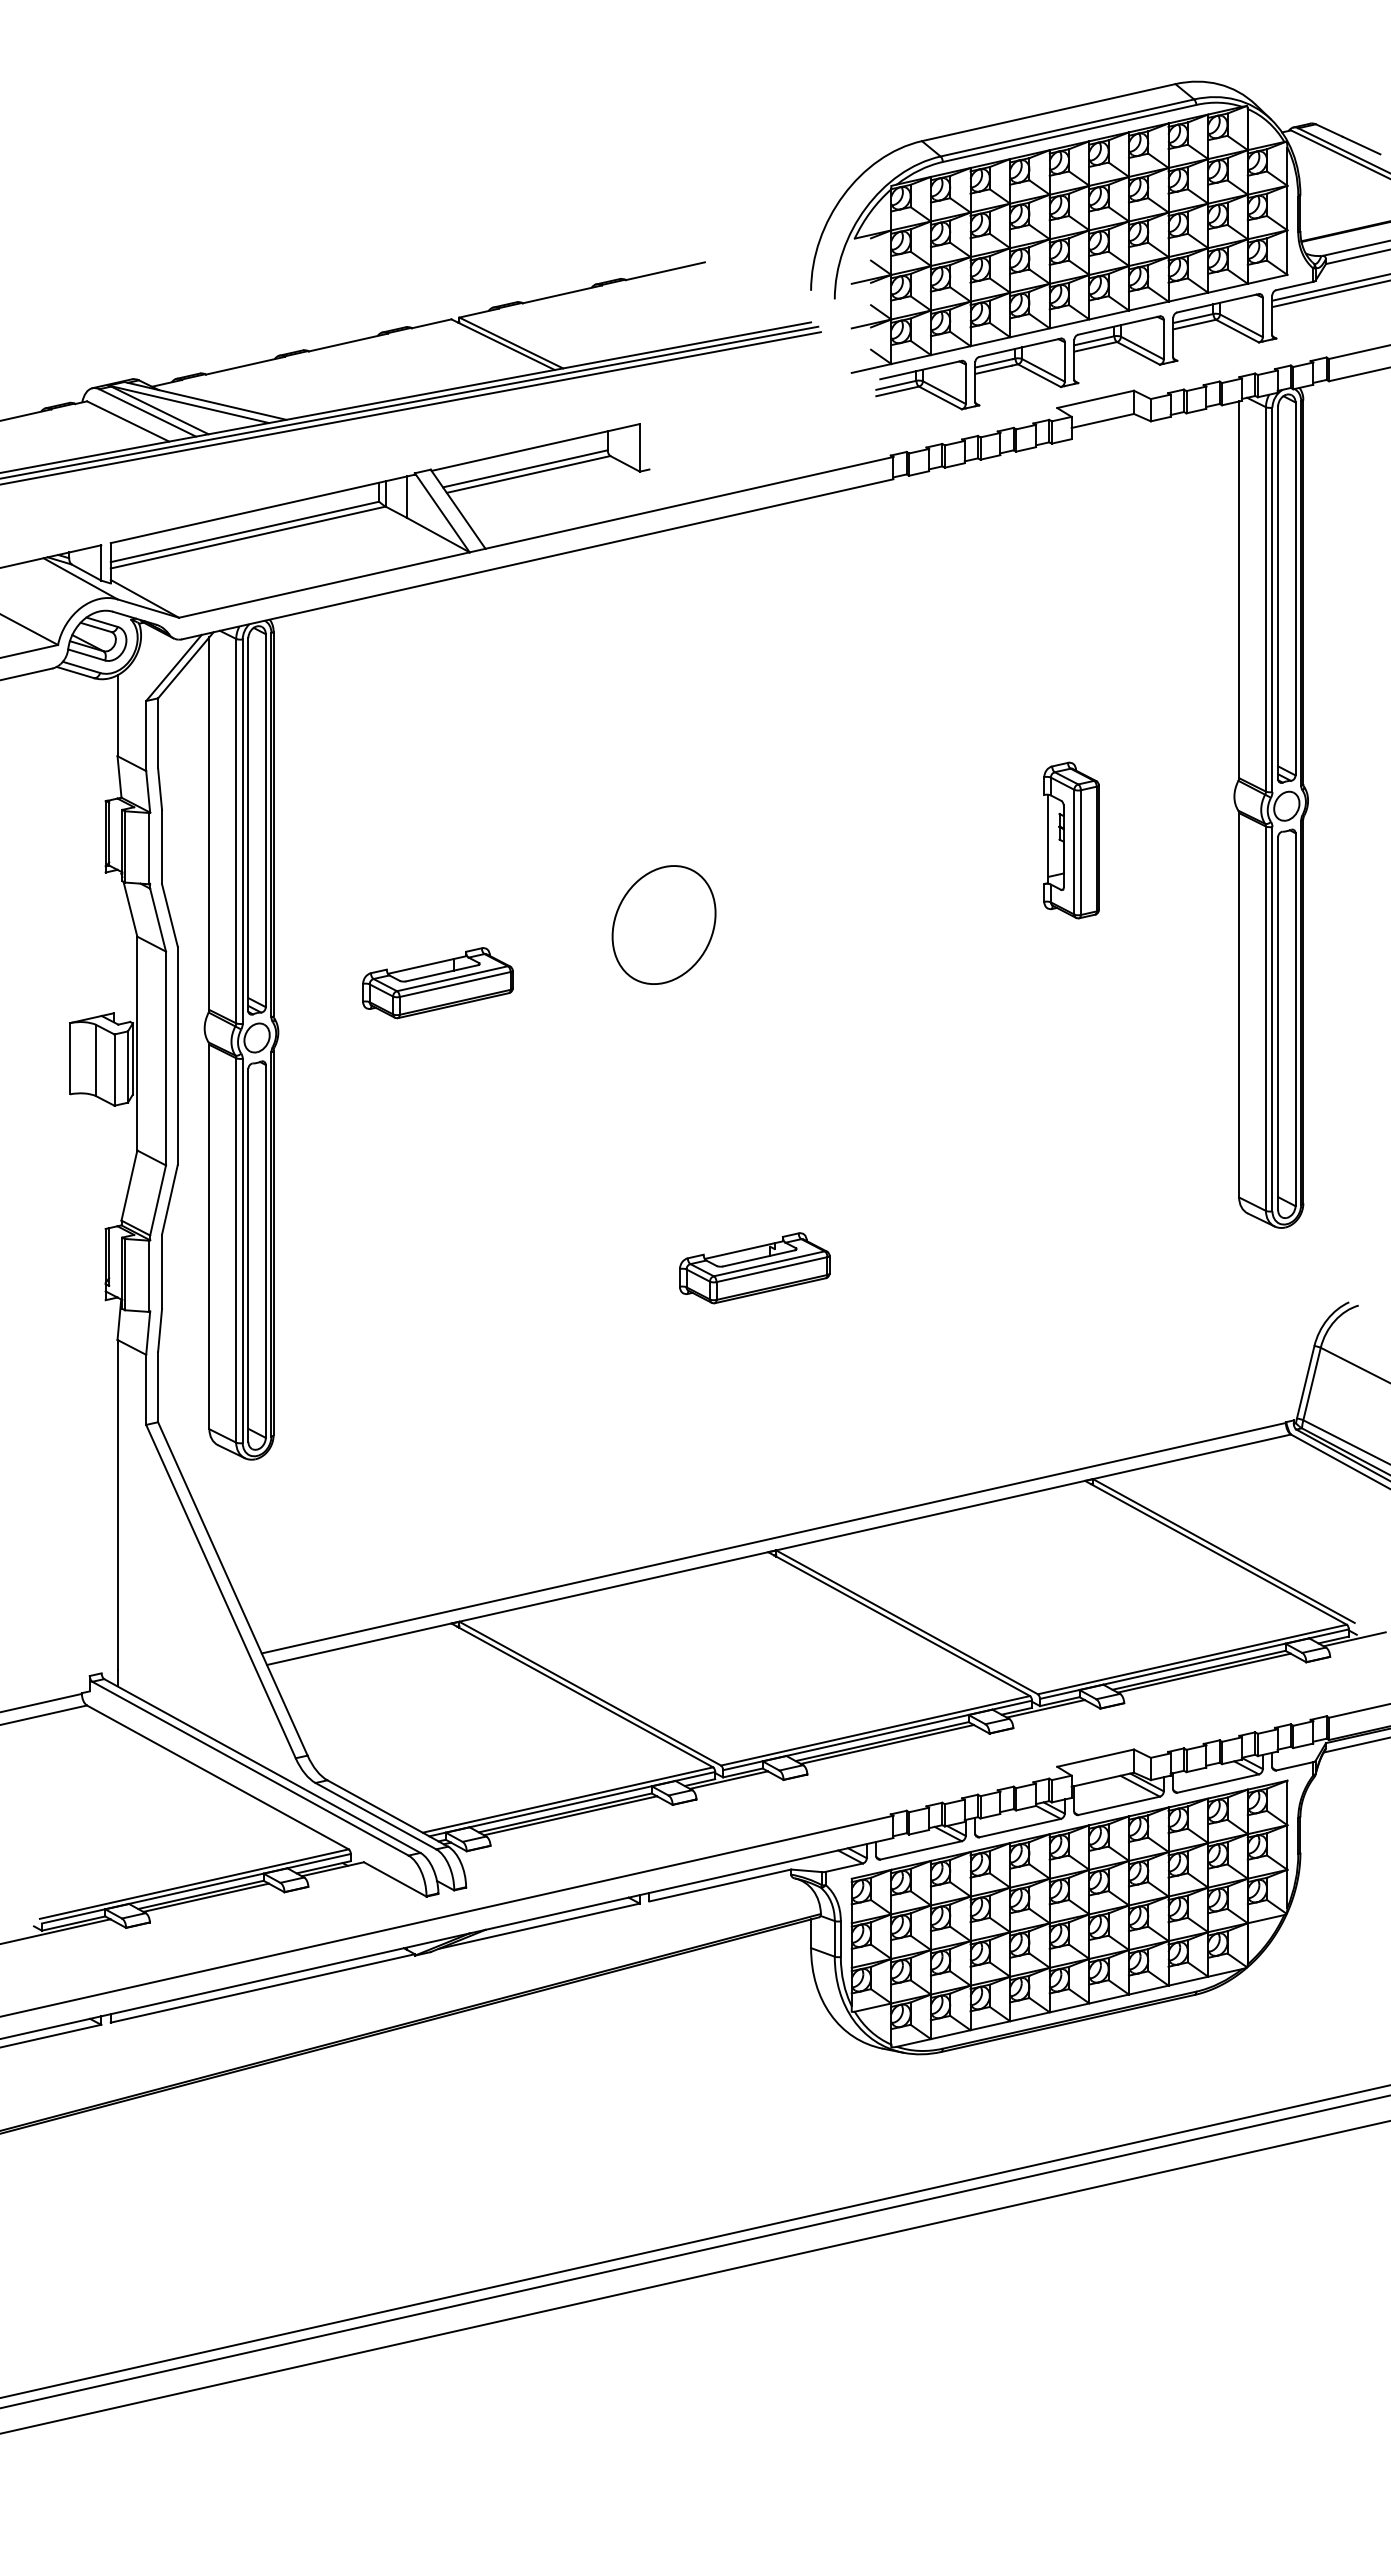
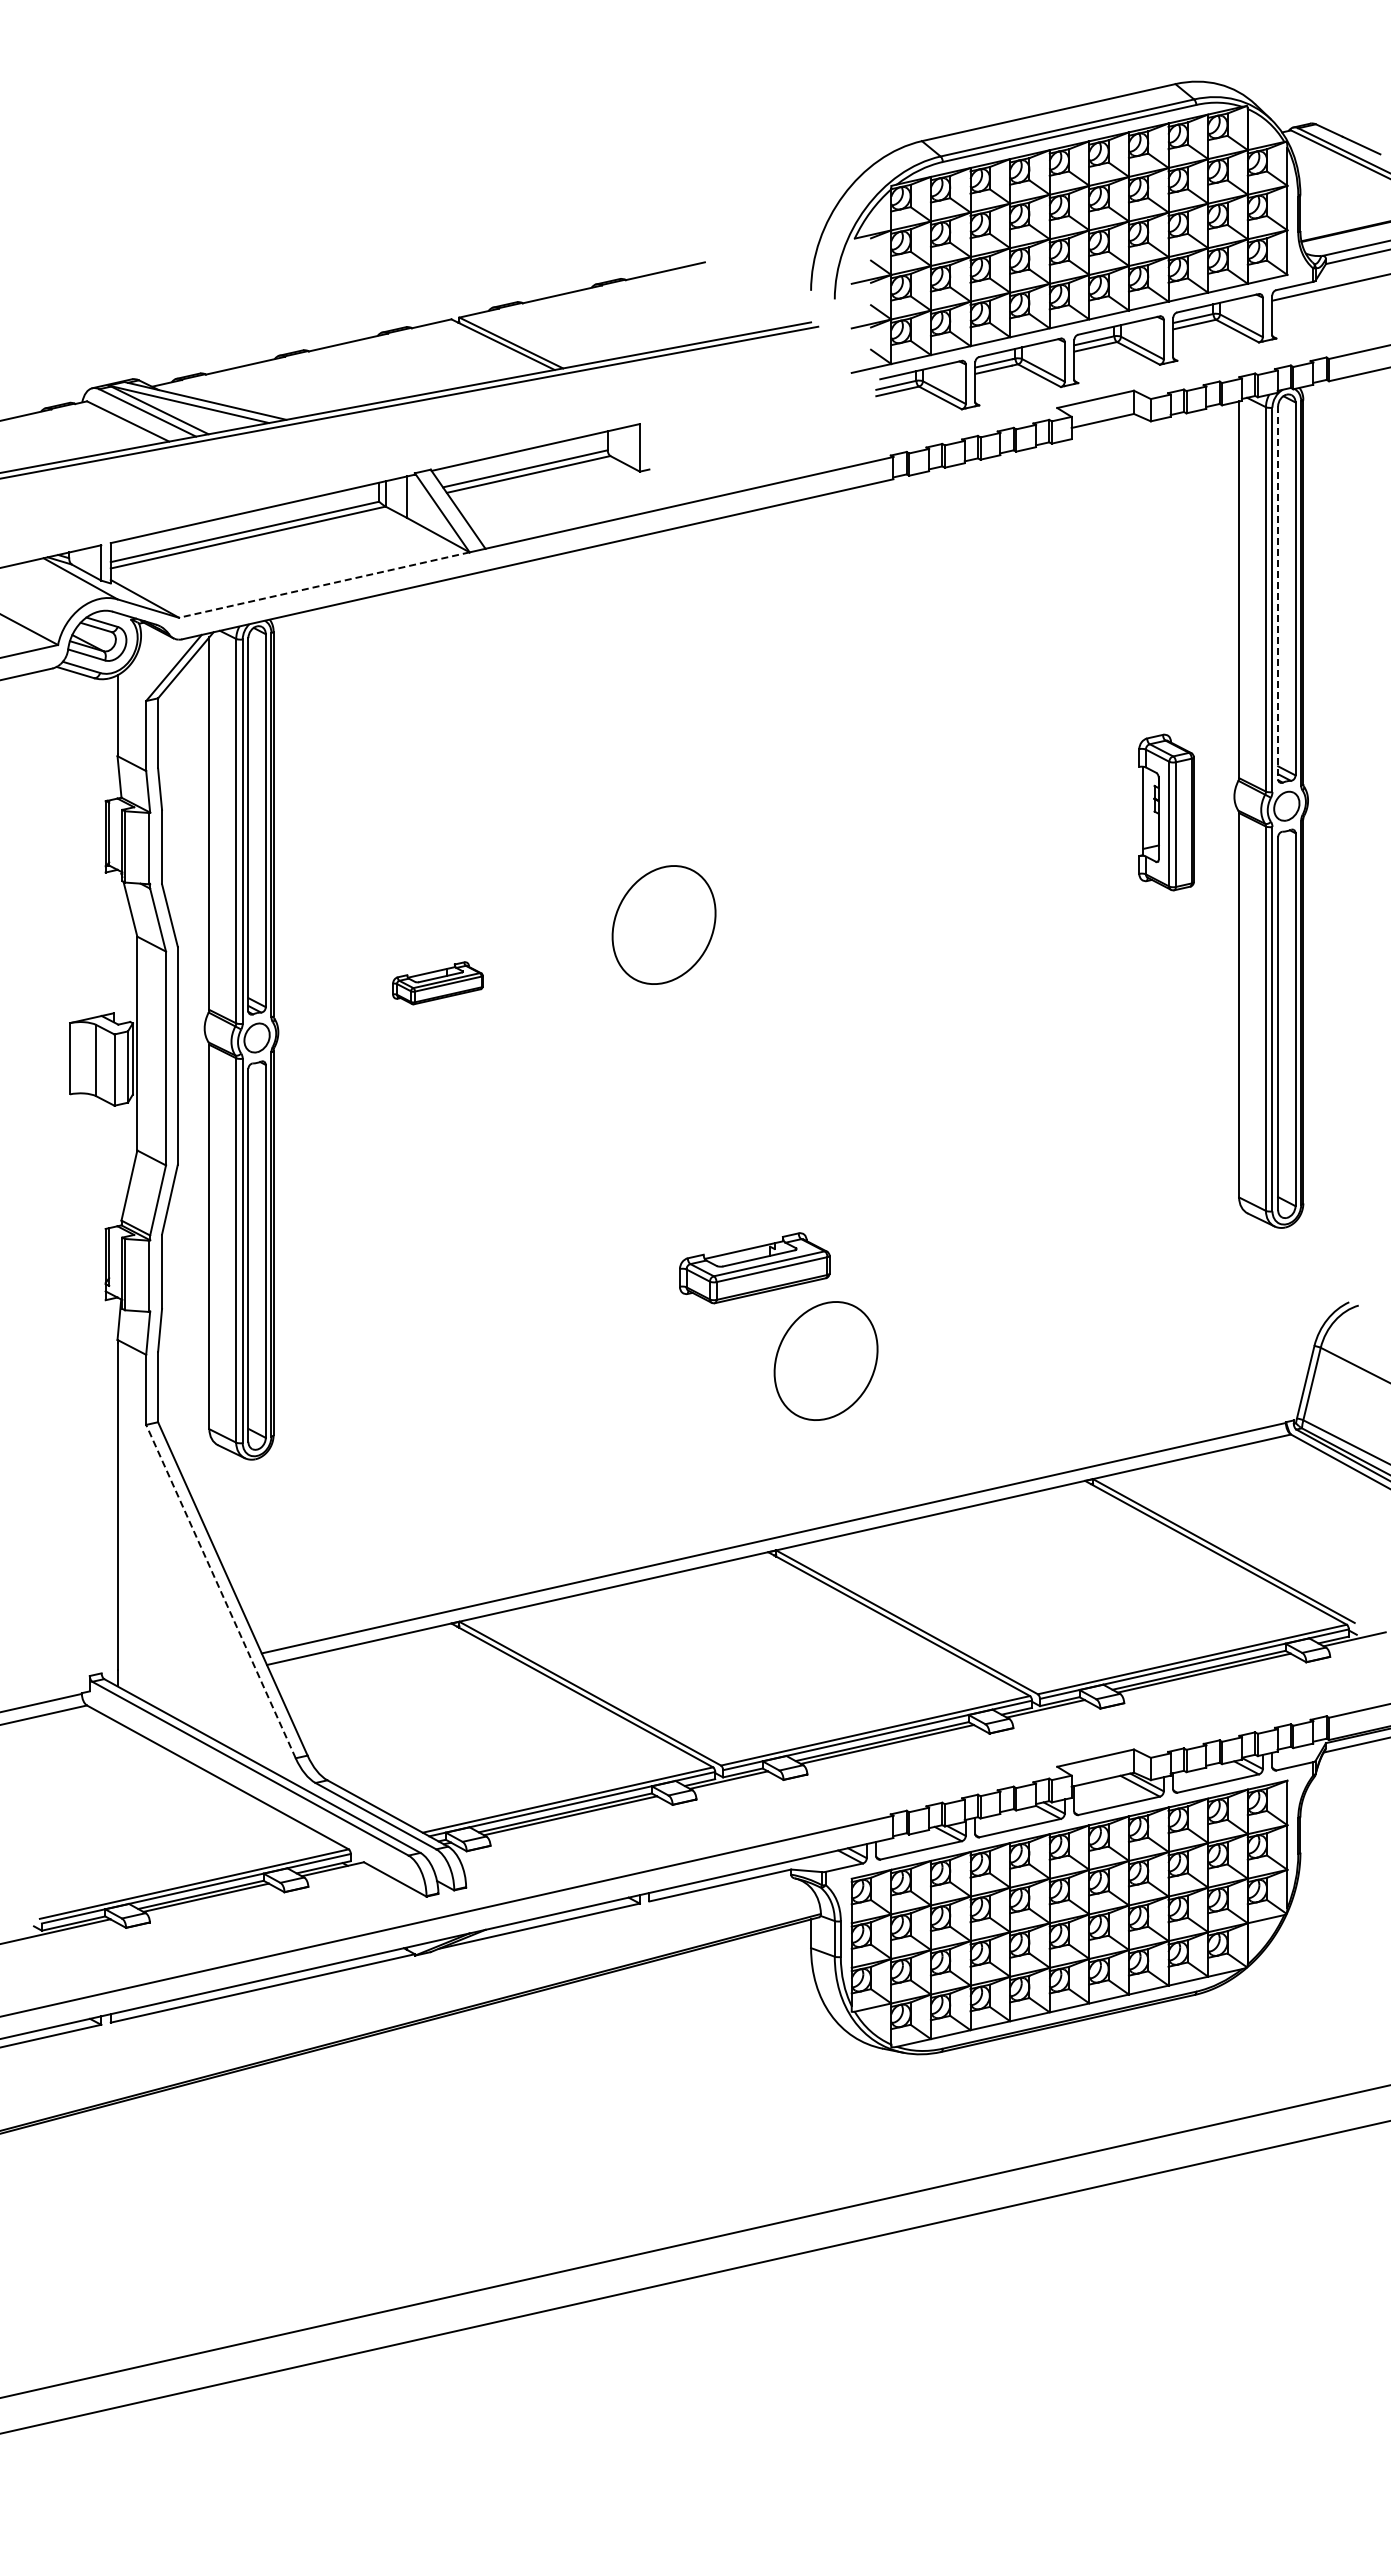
line: present -> none (1329, 294)
line: present -> none (411, 408)
line: solid -> dashed (324, 585)
line: solid -> dashed (1278, 593)
part position: (1071, 840) -> (1166, 812) (1166, 812)
part size: 152x73 px -> 92x45 px (437, 983)
part: none -> present (825, 1360)
line: solid -> dashed (220, 1591)
line: present -> none (694, 2251)
